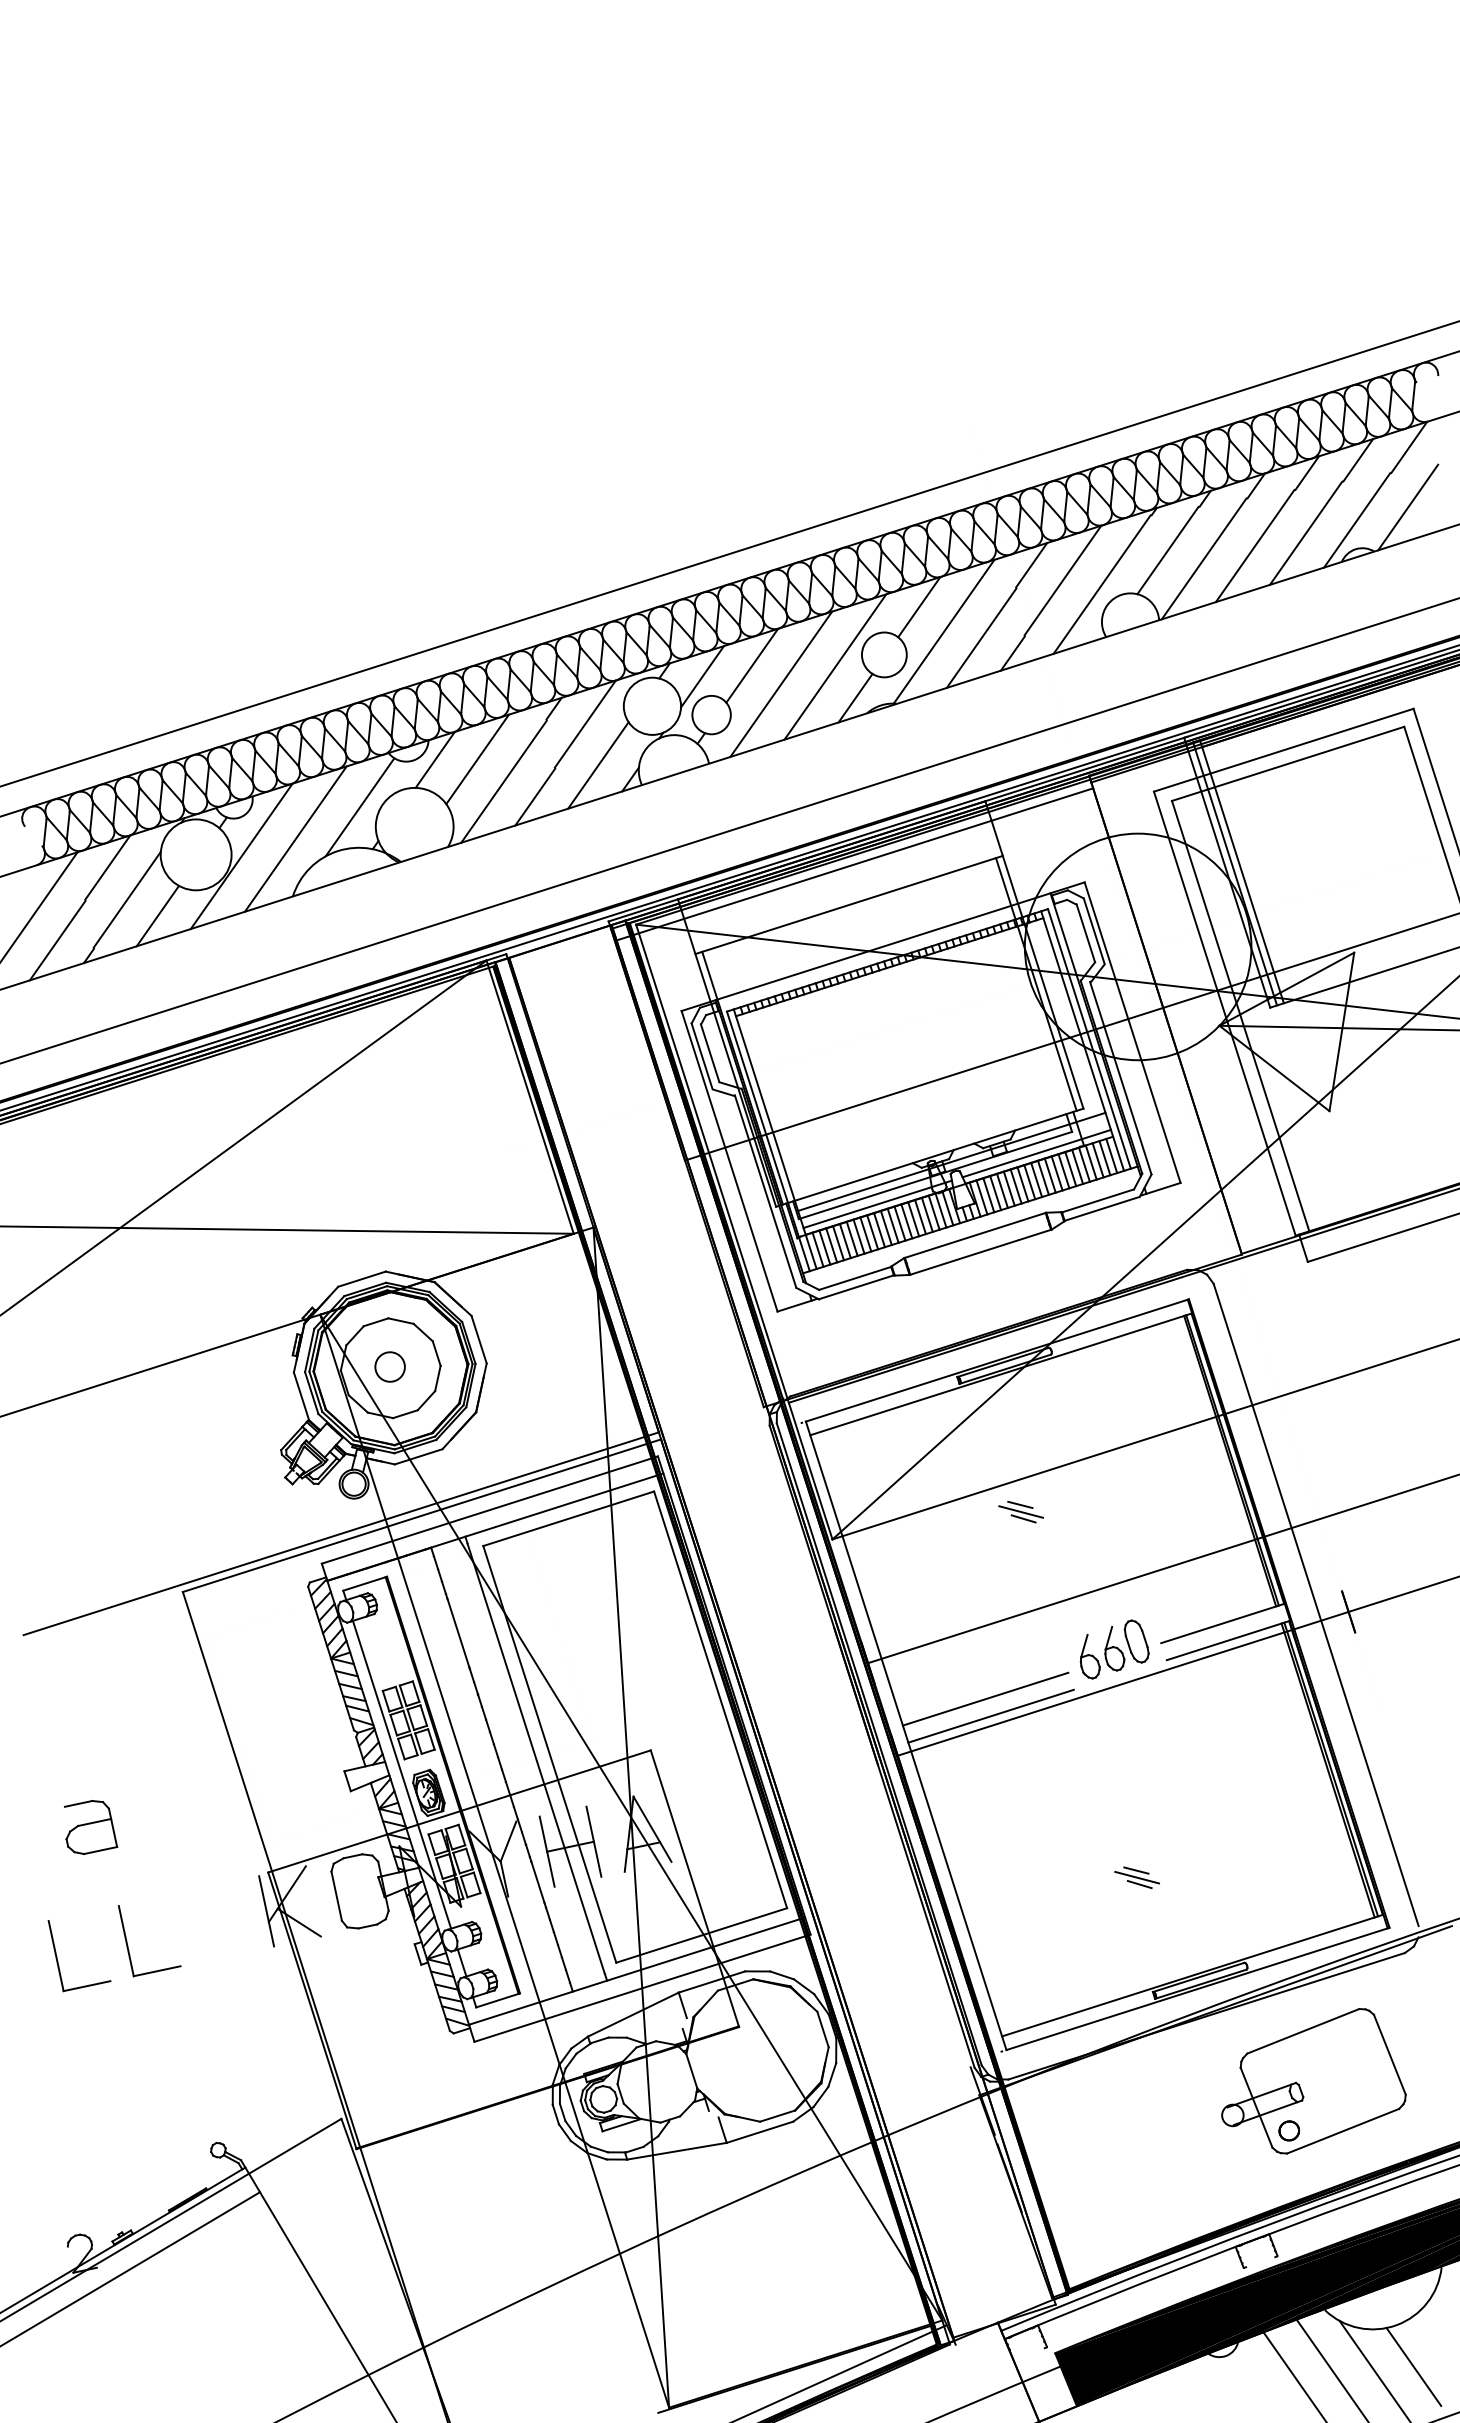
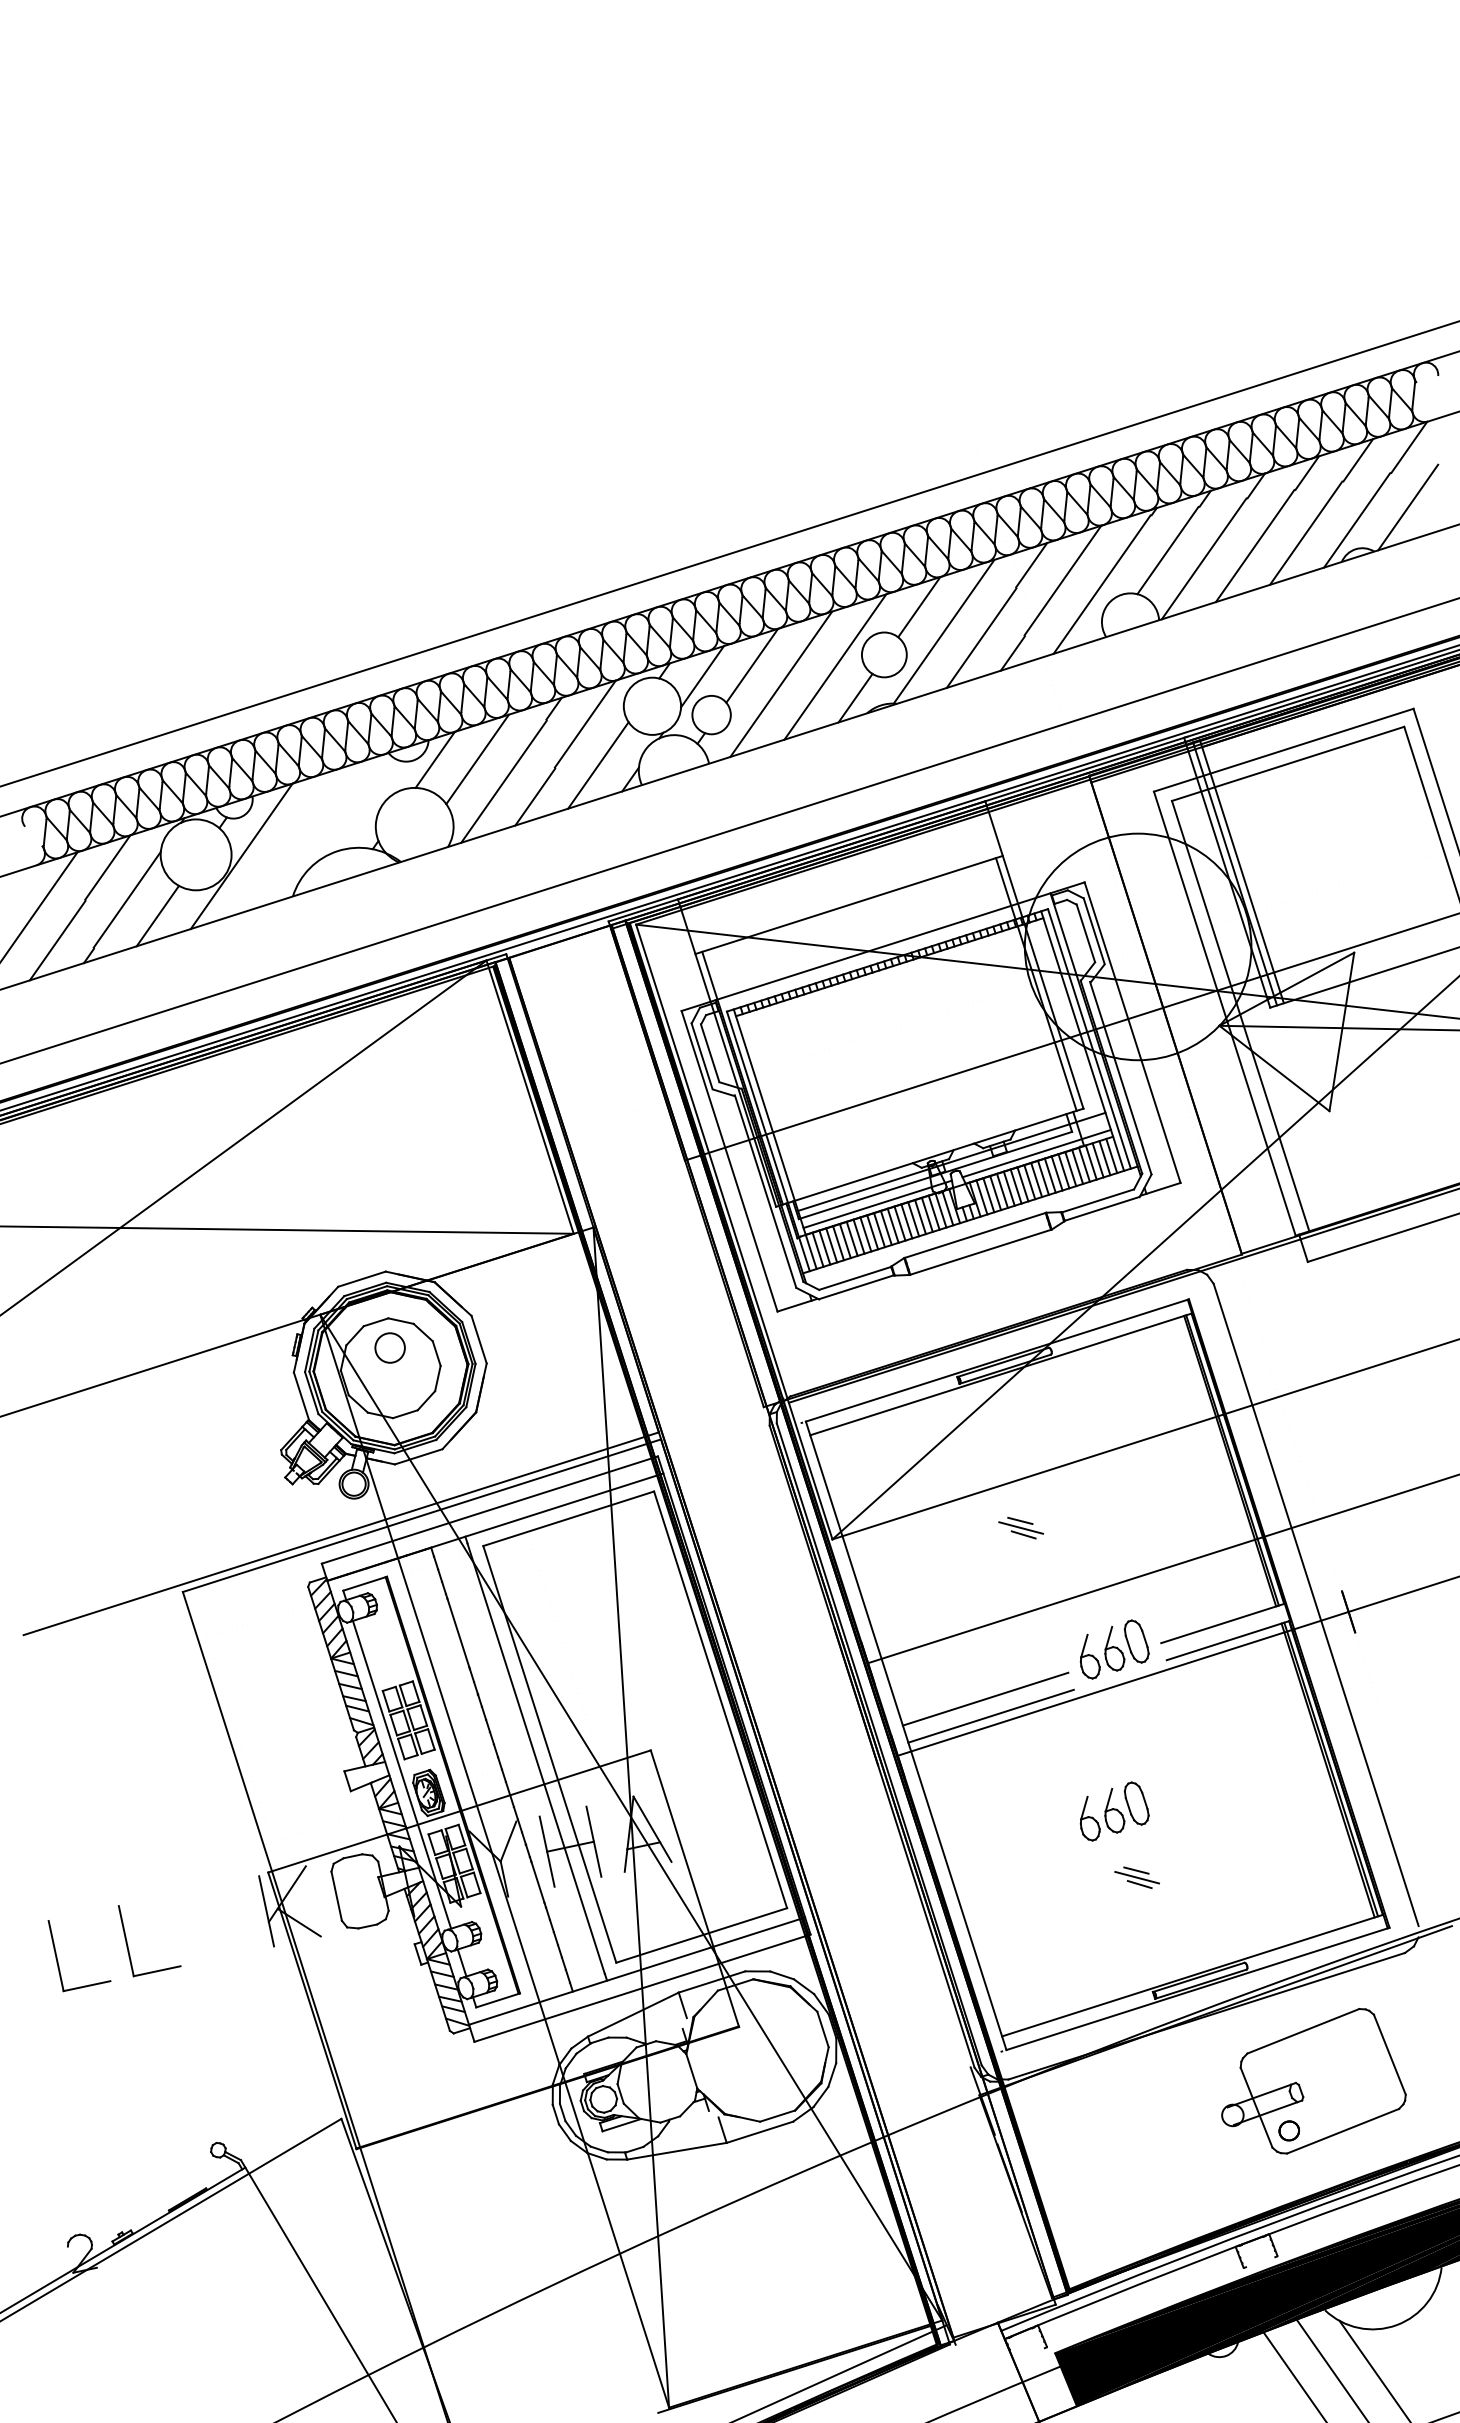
line: present -> none (359, 807)
line: present -> none (295, 838)
line: present -> none (854, 864)
circle position: (389, 1366) -> (389, 1347) (389, 1347)
part position: (1020, 1511) -> (1020, 1527) (1020, 1527)
part: none -> present (1114, 1811)
part: present -> none (91, 1827)
line: present -> none (131, 2268)
line: present -> none (1413, 2366)
